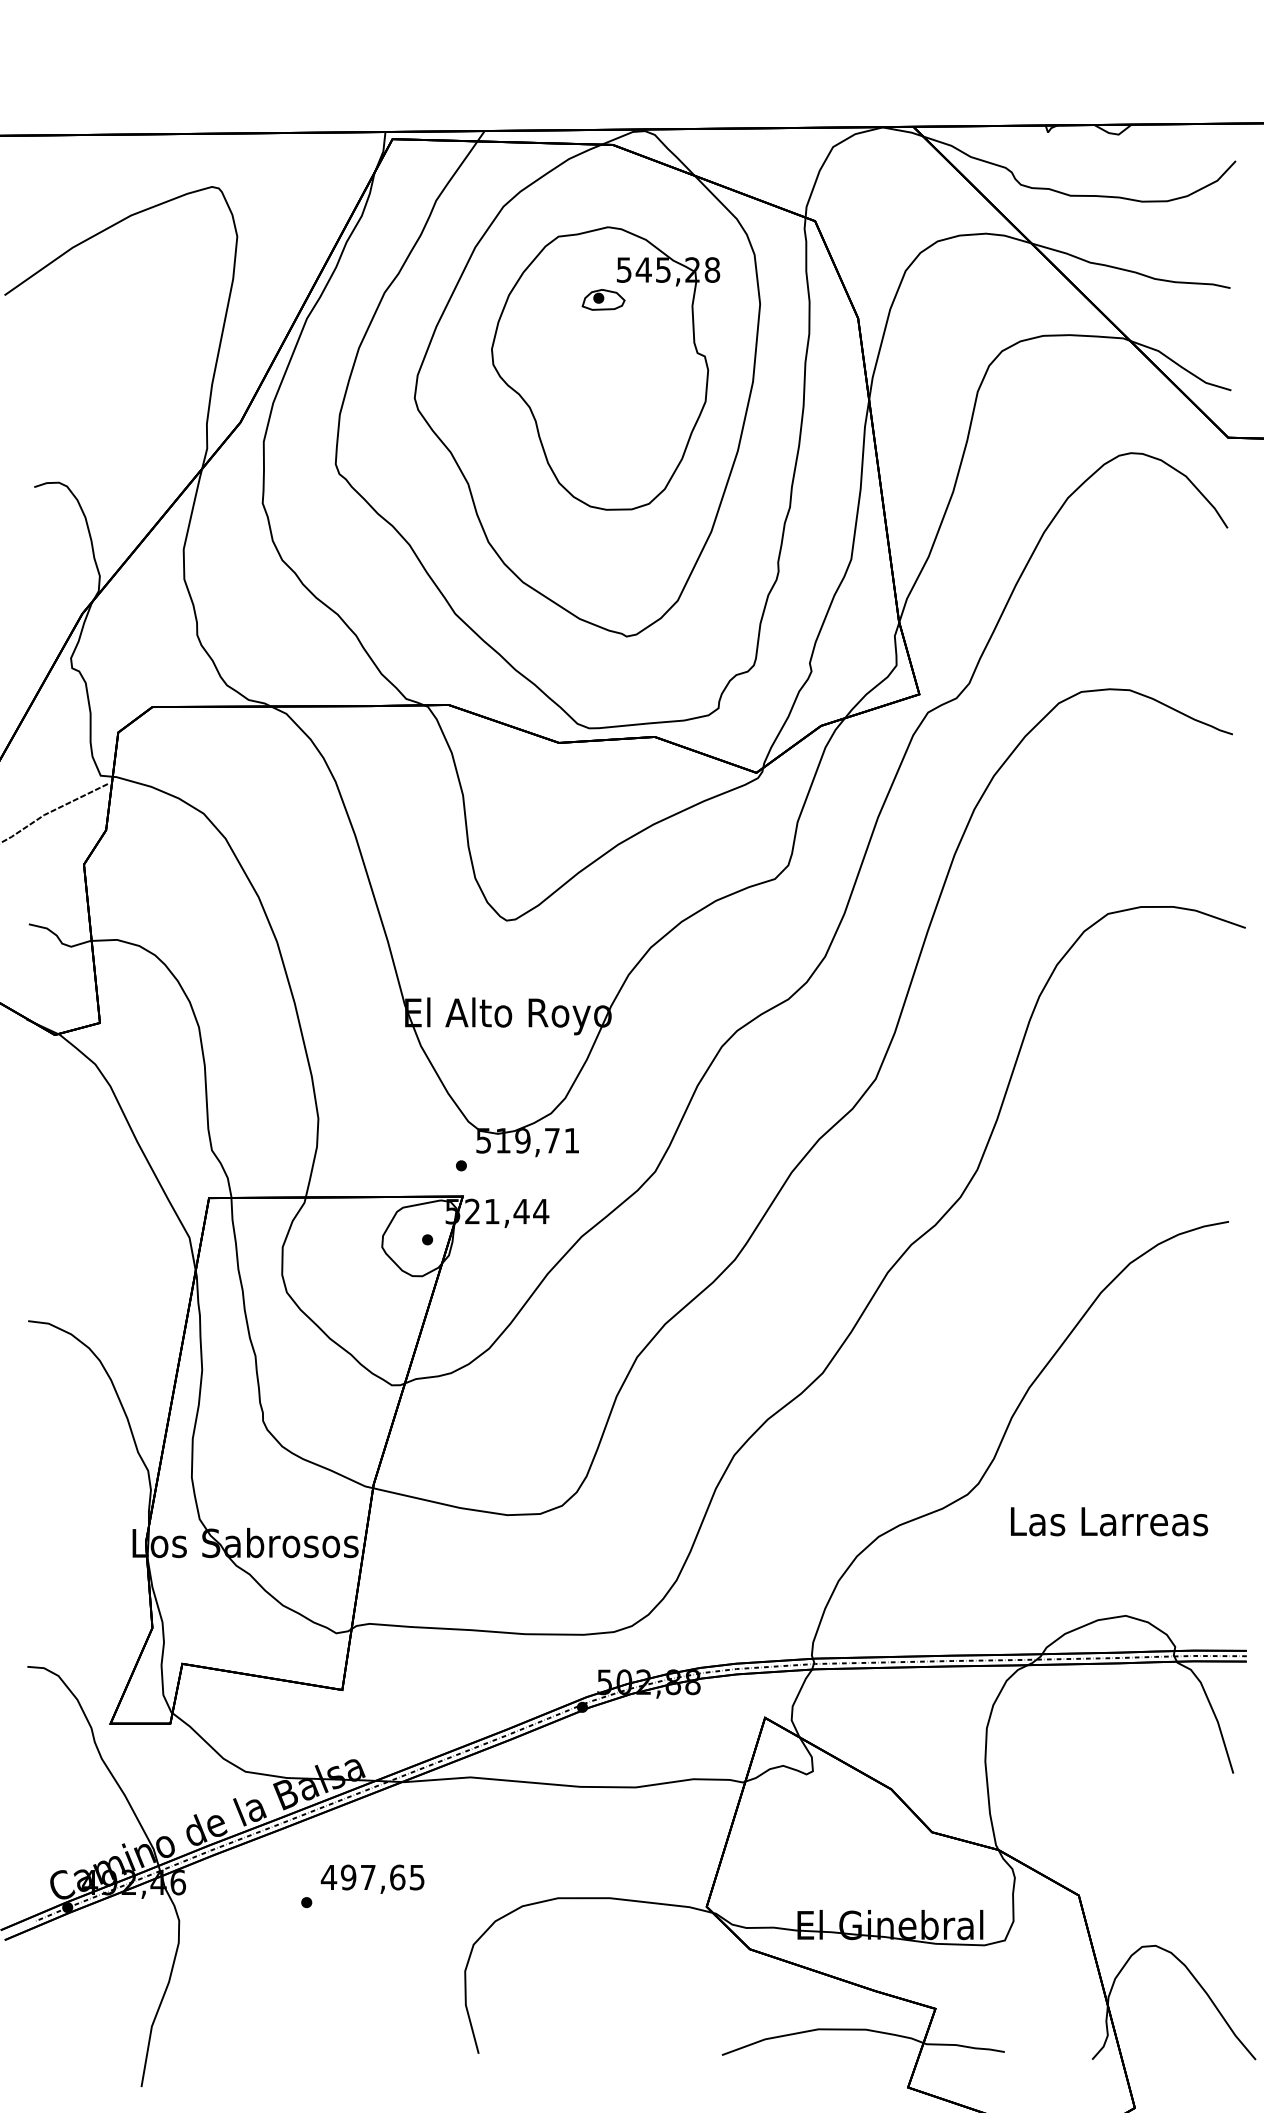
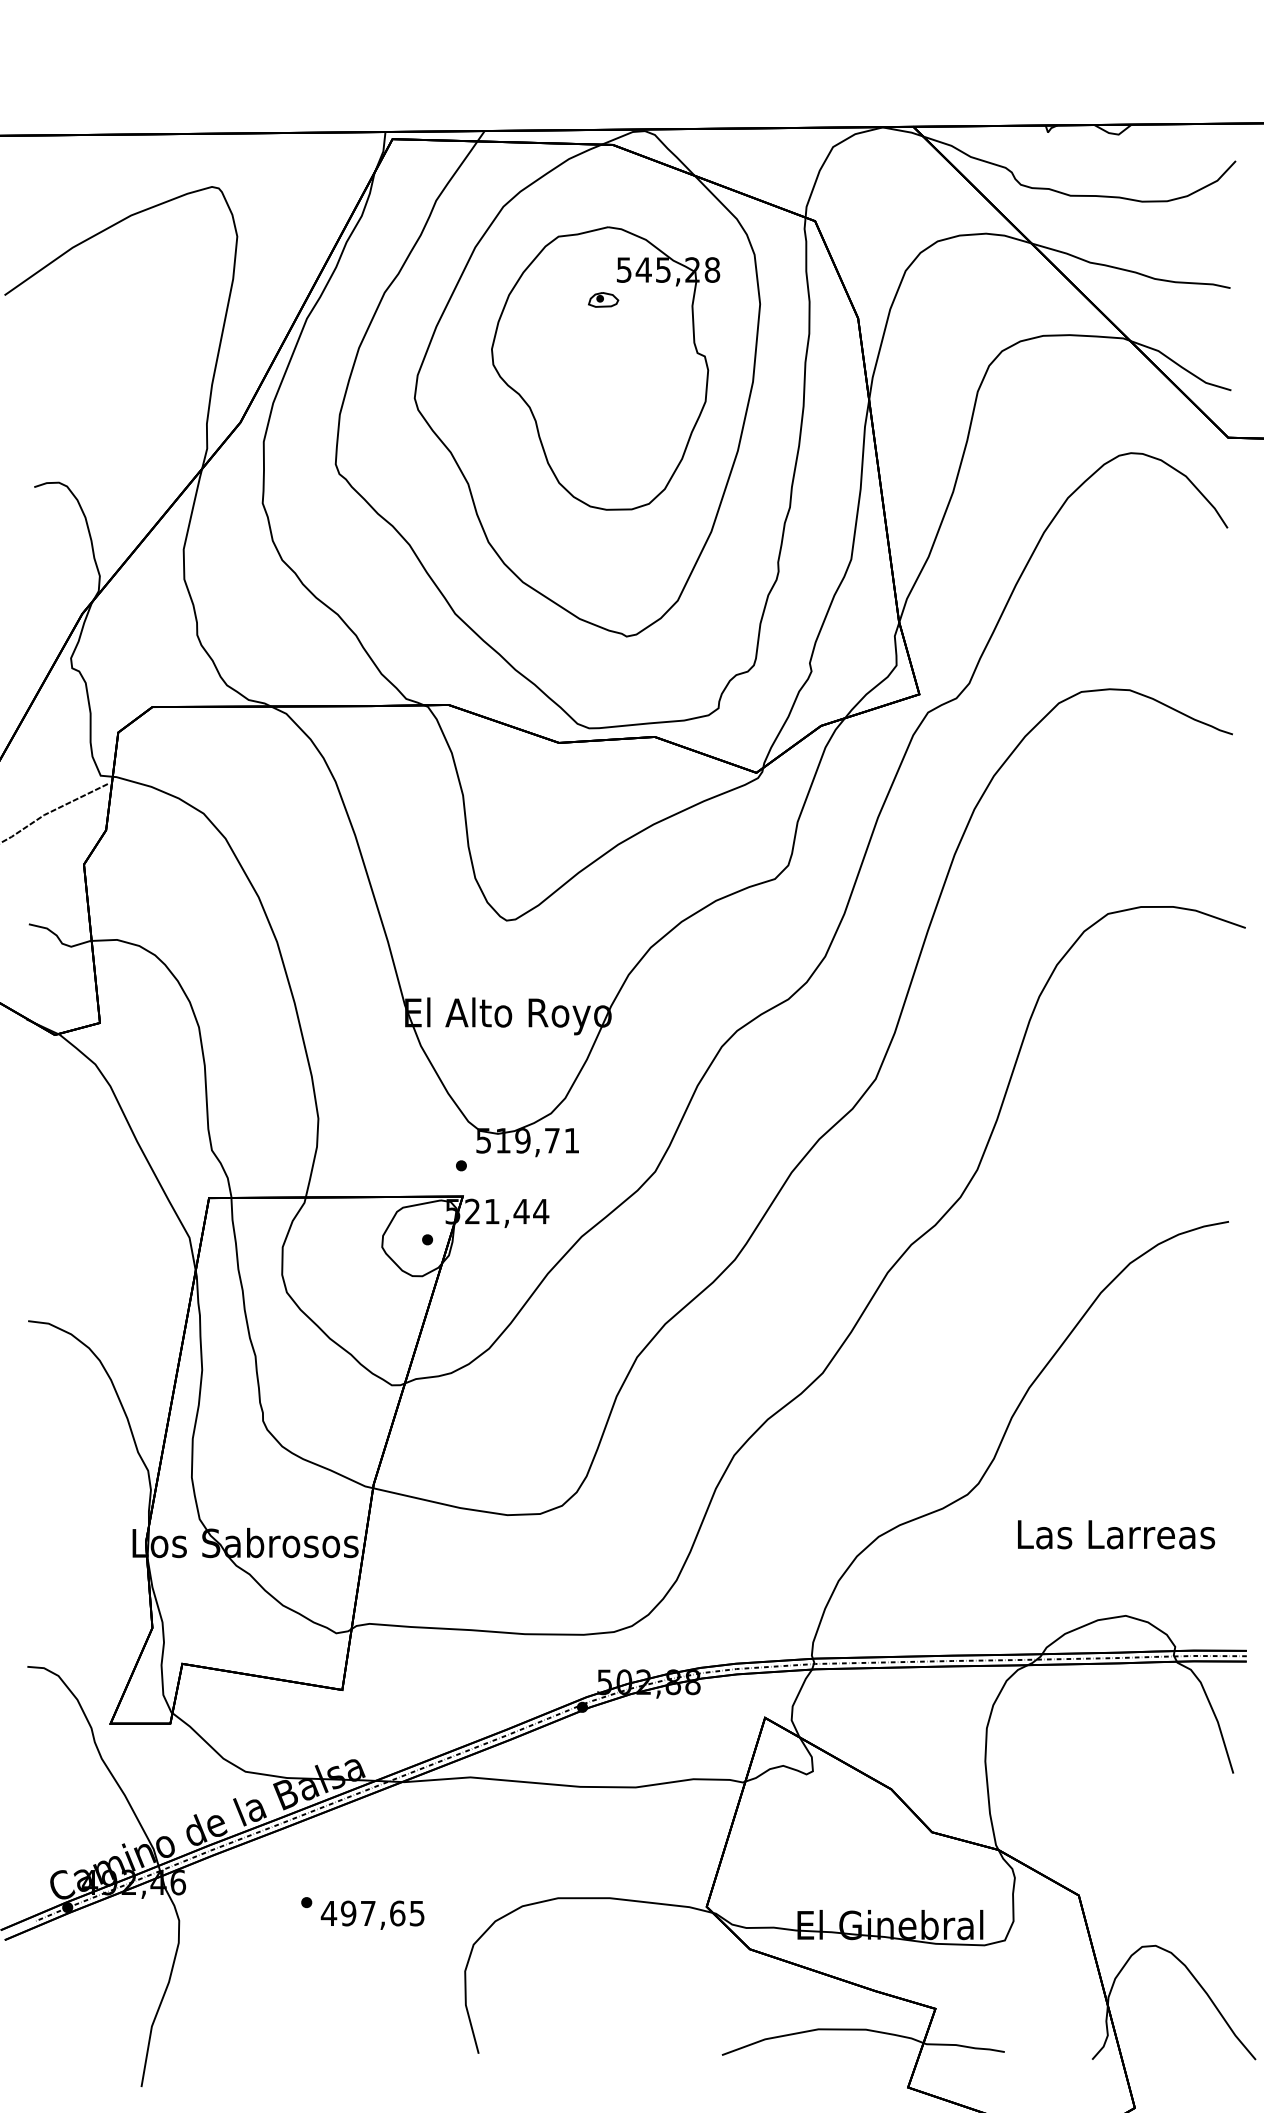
part size: 45x22 px -> 32x16 px (603, 299)
text position: (1109, 1521) -> (1116, 1534) (1116, 1534)
text position: (372, 1878) -> (372, 1914) (372, 1914)
